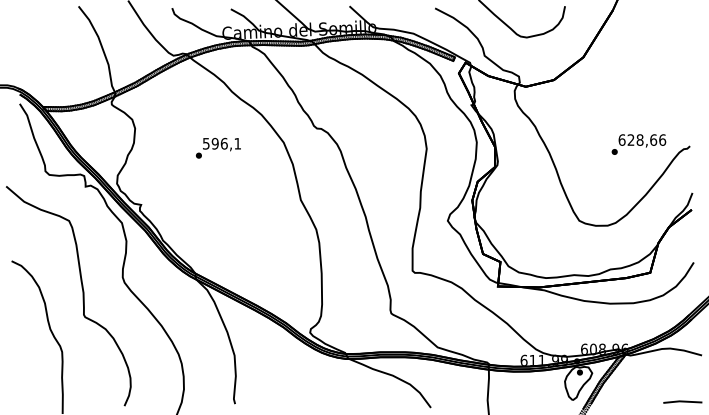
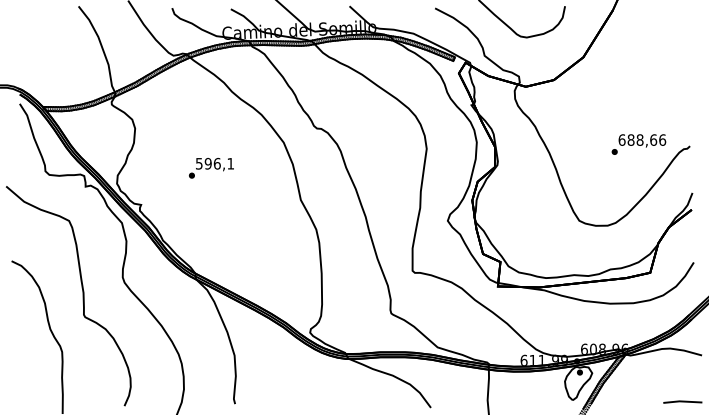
text: 628,66 -> 688,66 (630, 139)
text position: (218, 148) -> (211, 168) (211, 168)
